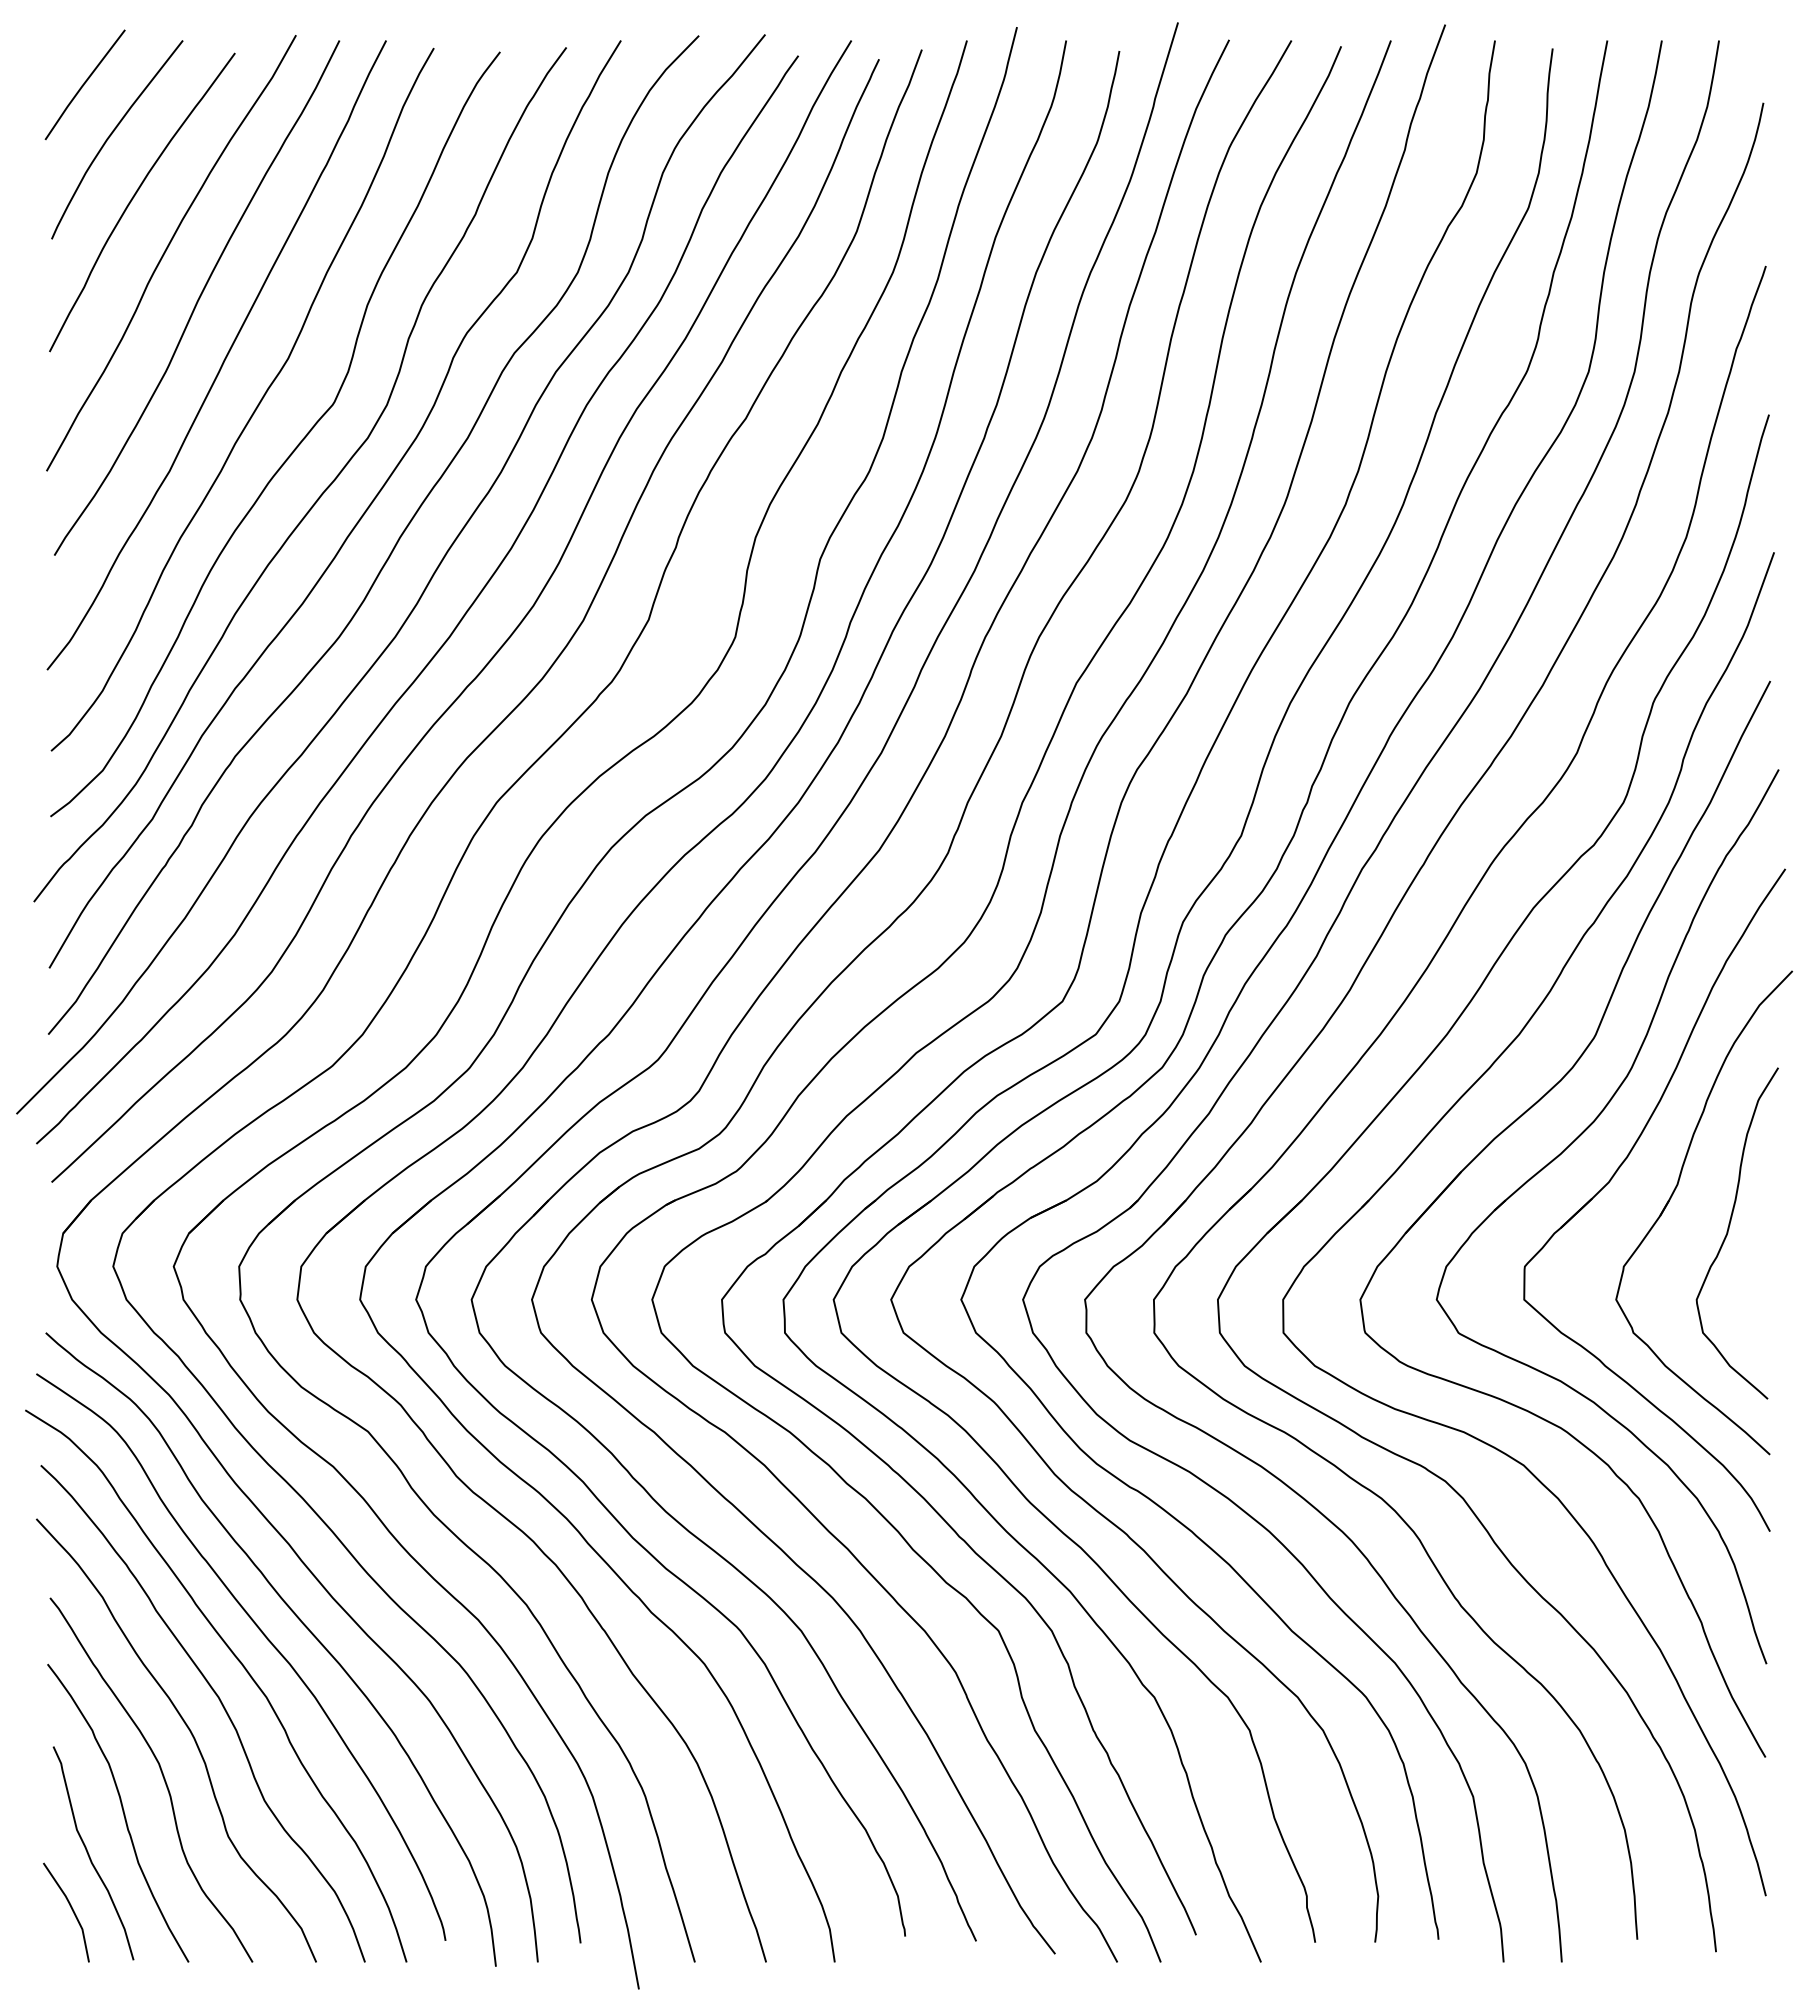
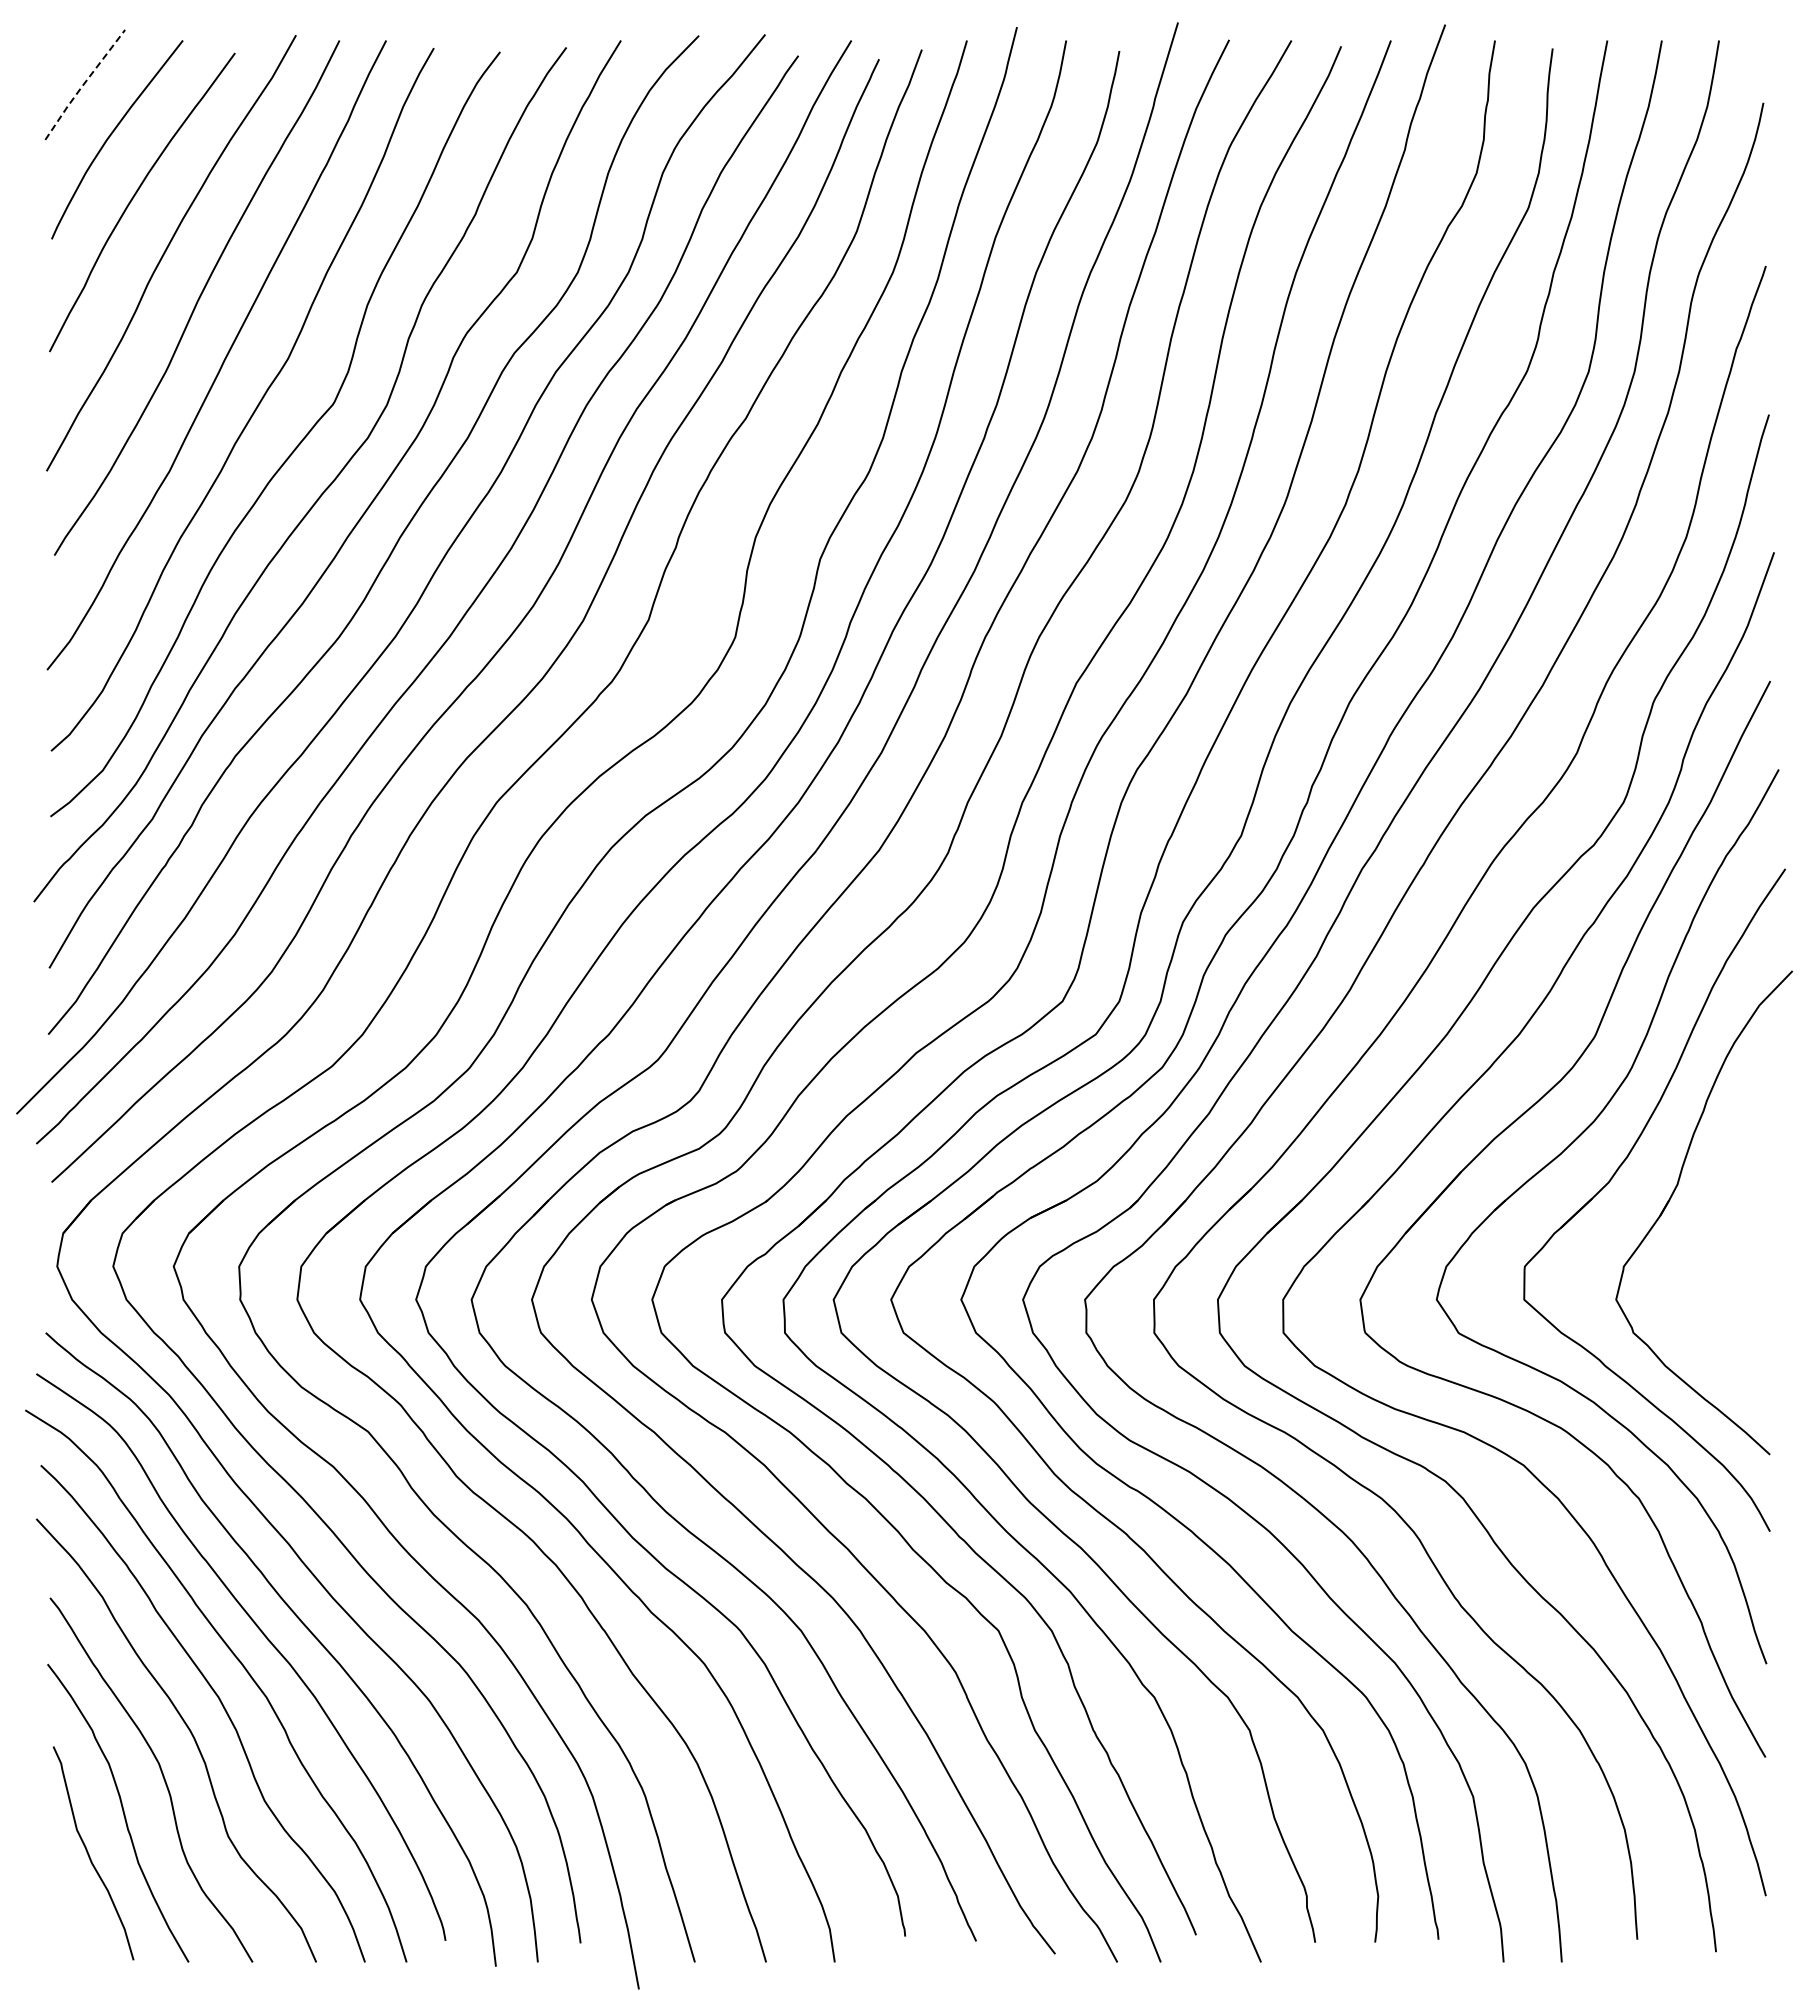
line: solid -> dashed (83, 84)
curve: present -> none (1728, 1233)
line: present -> none (71, 1909)
